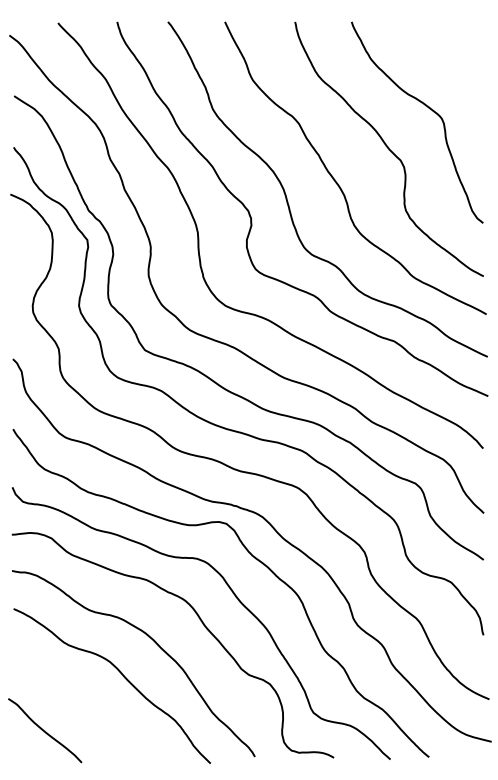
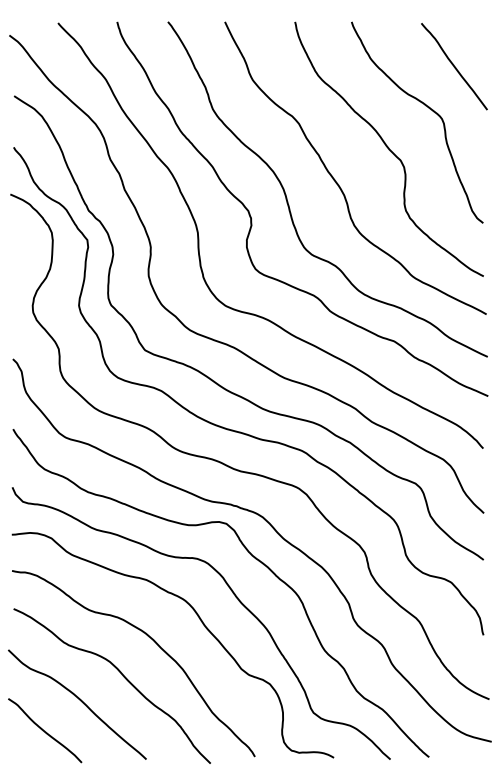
curve: none -> present (454, 66)
curve: none -> present (80, 701)
